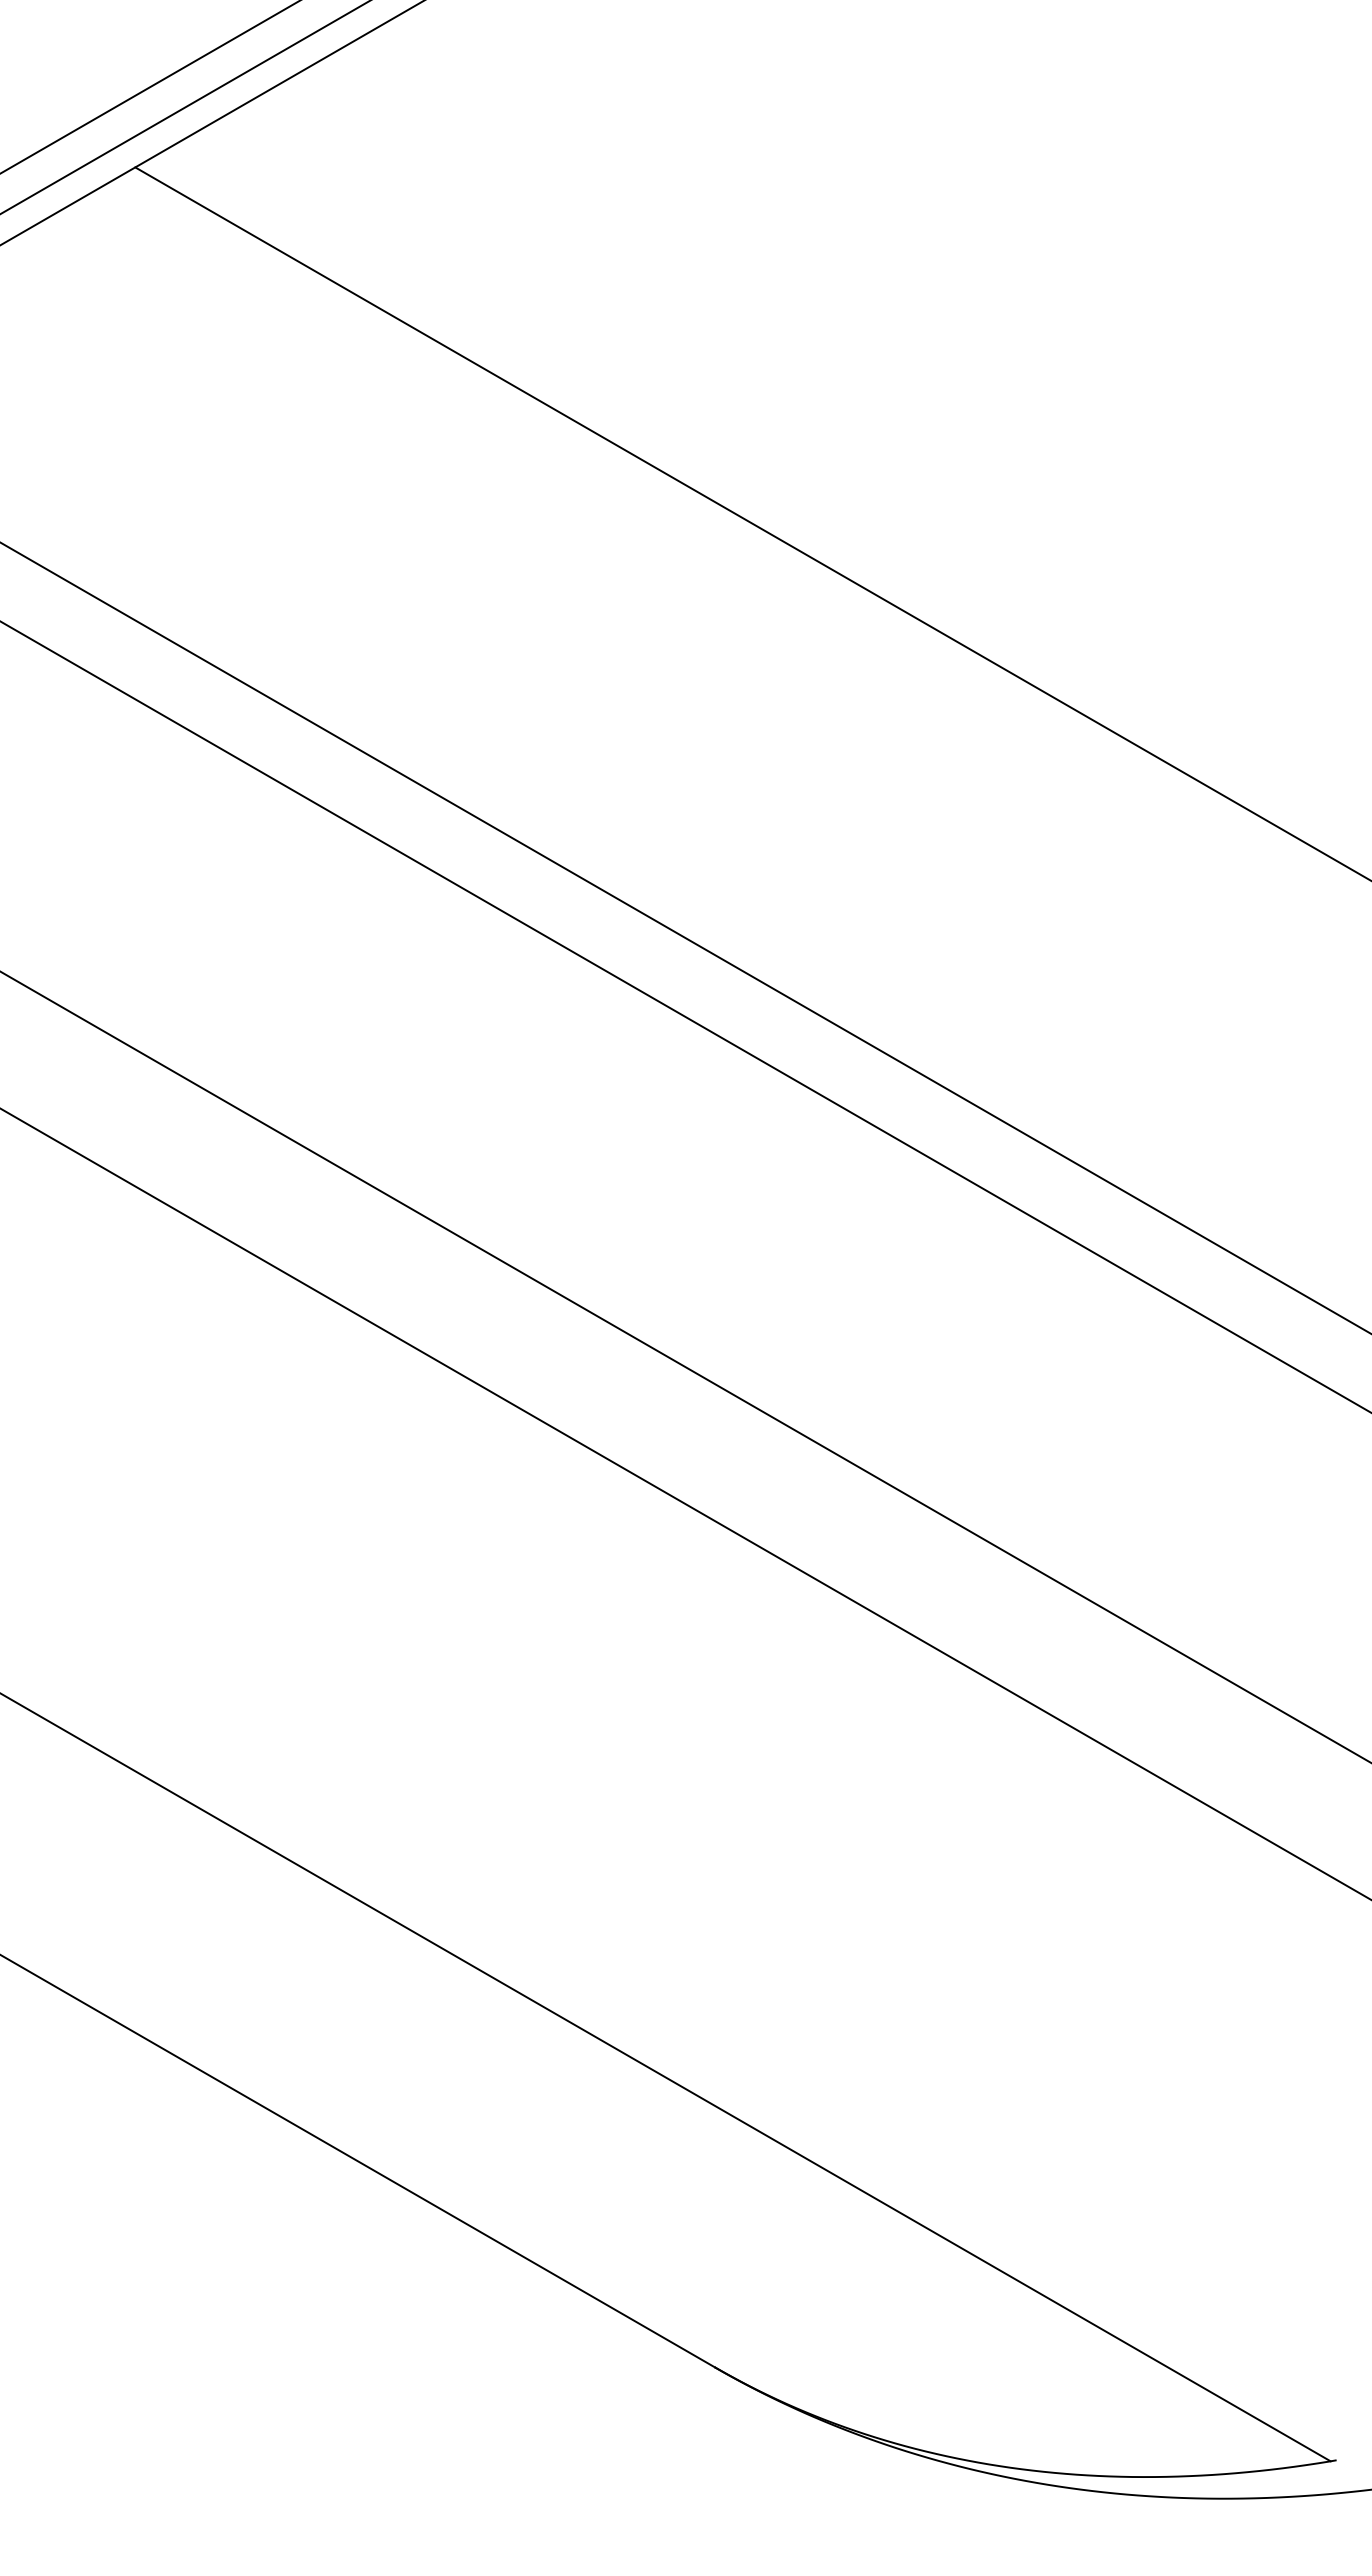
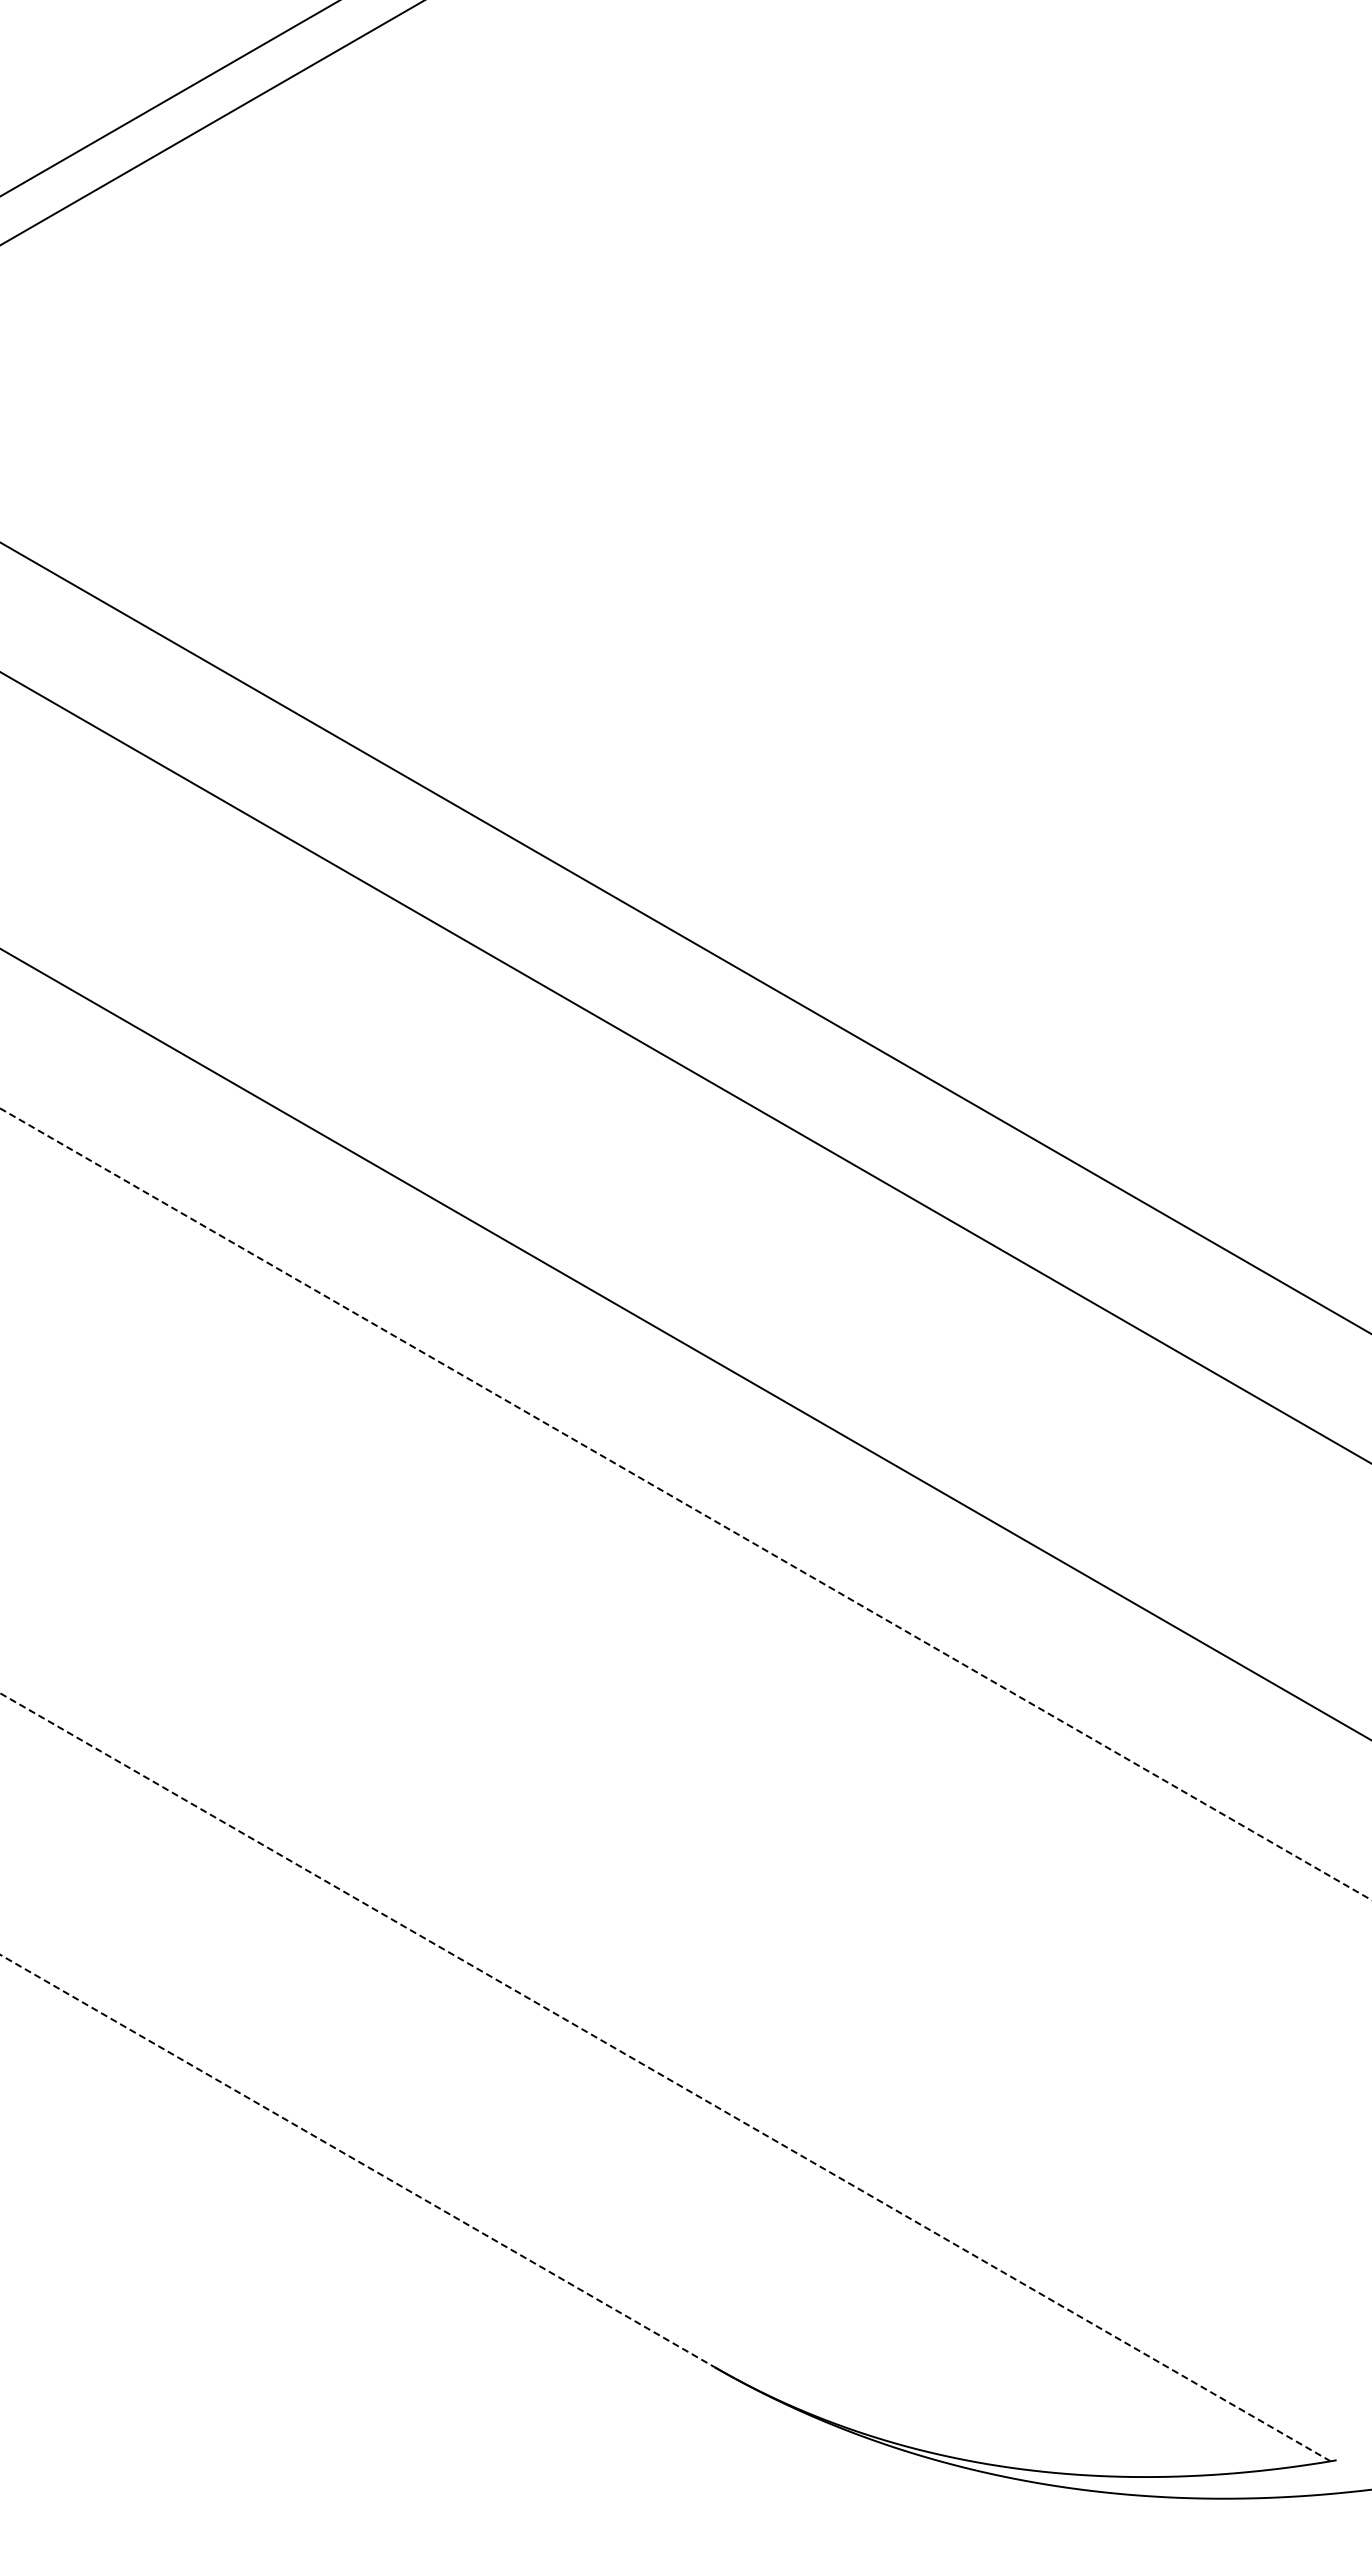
line position: (149, 87) -> (169, 98) (169, 98)
line: present -> none (184, 107)
line: present -> none (751, 523)
line position: (685, 1016) -> (685, 1067) (685, 1067)
line position: (685, 1366) -> (685, 1343) (685, 1343)
line: solid -> dashed (686, 1504)
line: solid -> dashed (665, 2077)
line: solid -> dashed (357, 2161)
